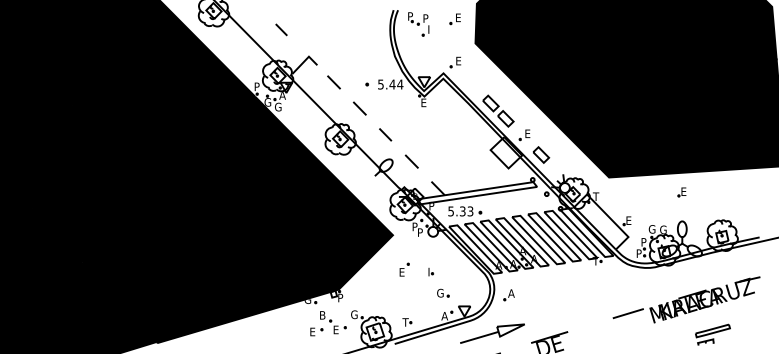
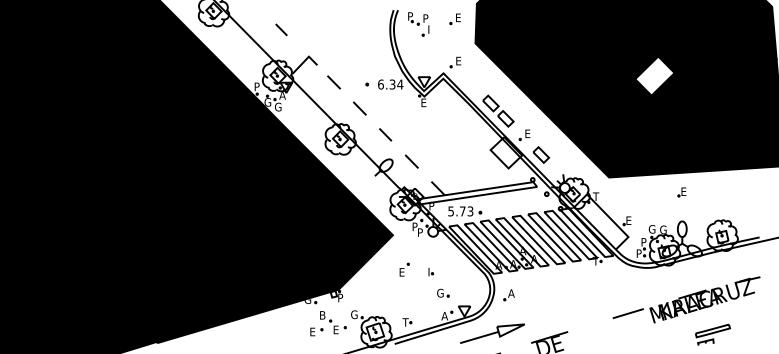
fill: present -> none (654, 75)
text: 5.44 -> 6.34 (386, 84)
text: 5.33 -> 5.73 (462, 211)
